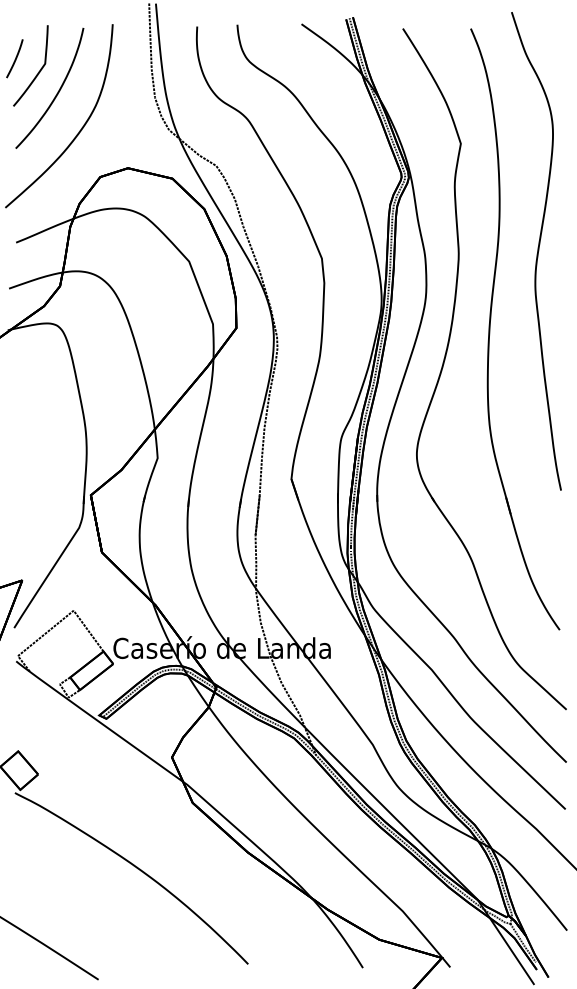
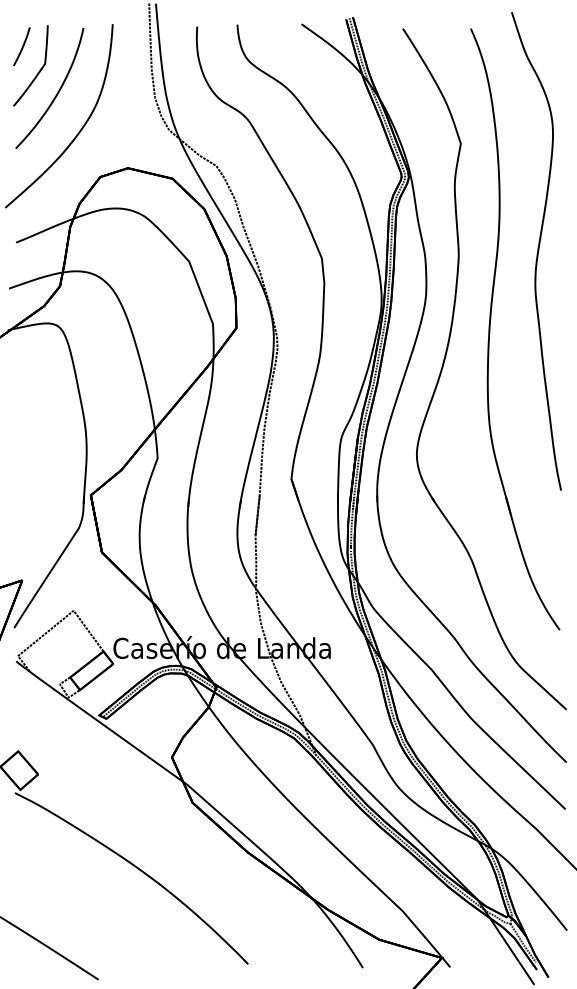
part position: (14, 58) -> (21, 46) (21, 46)
